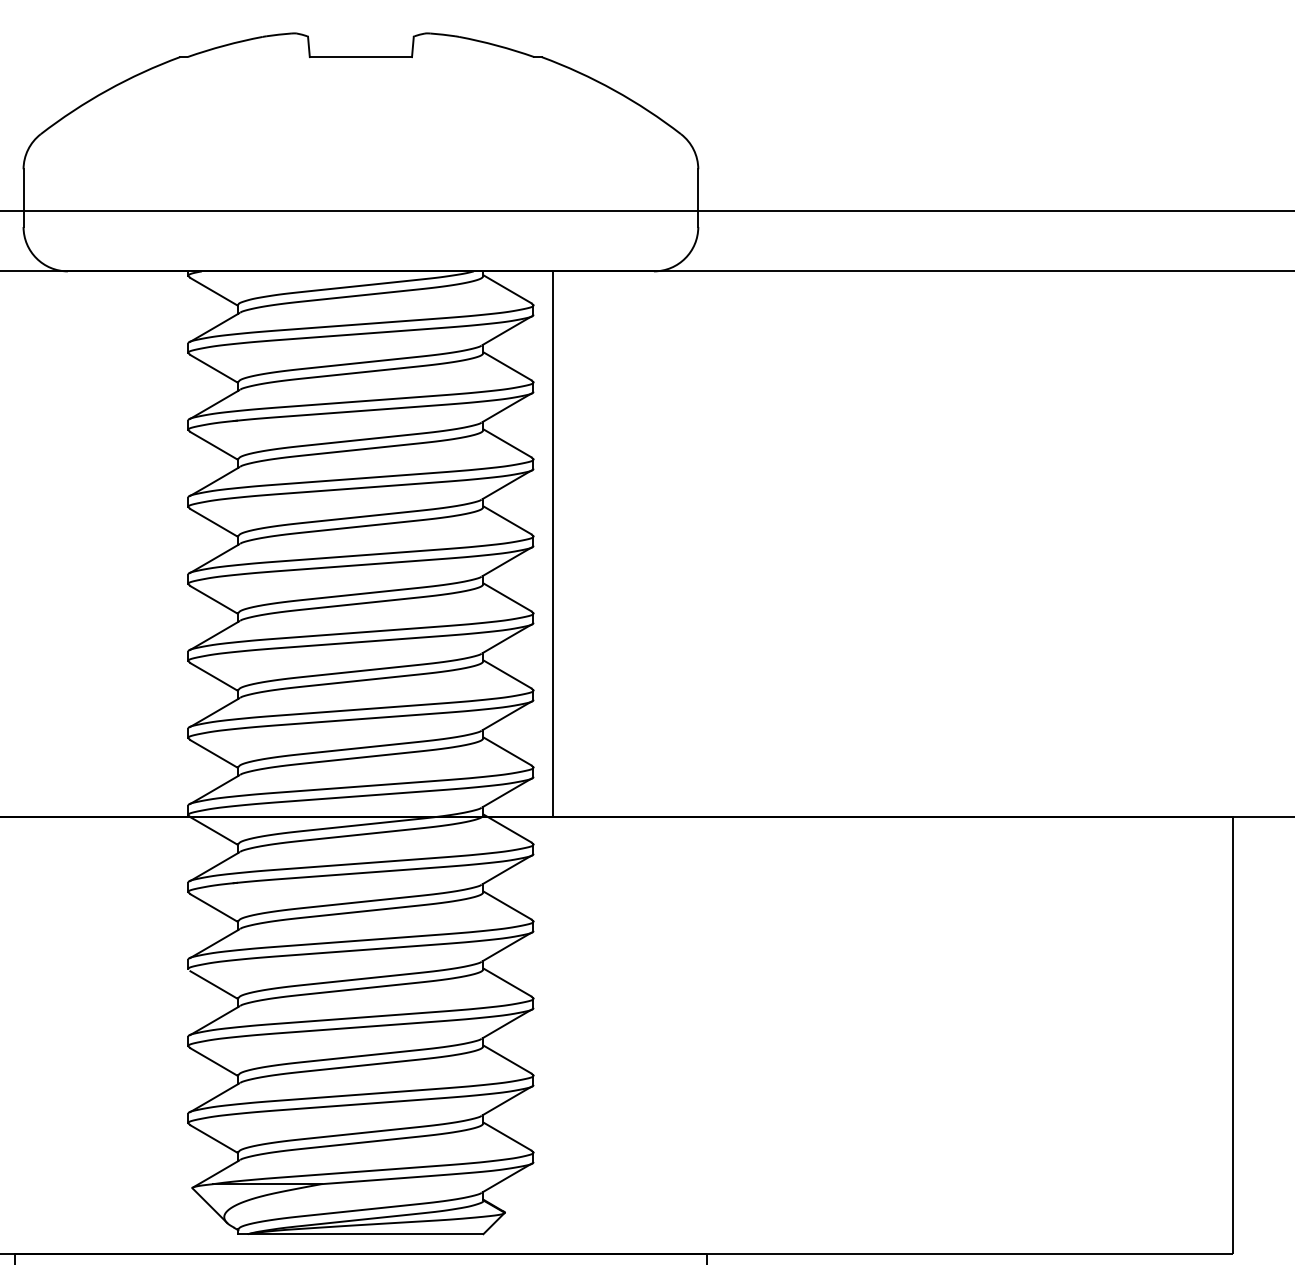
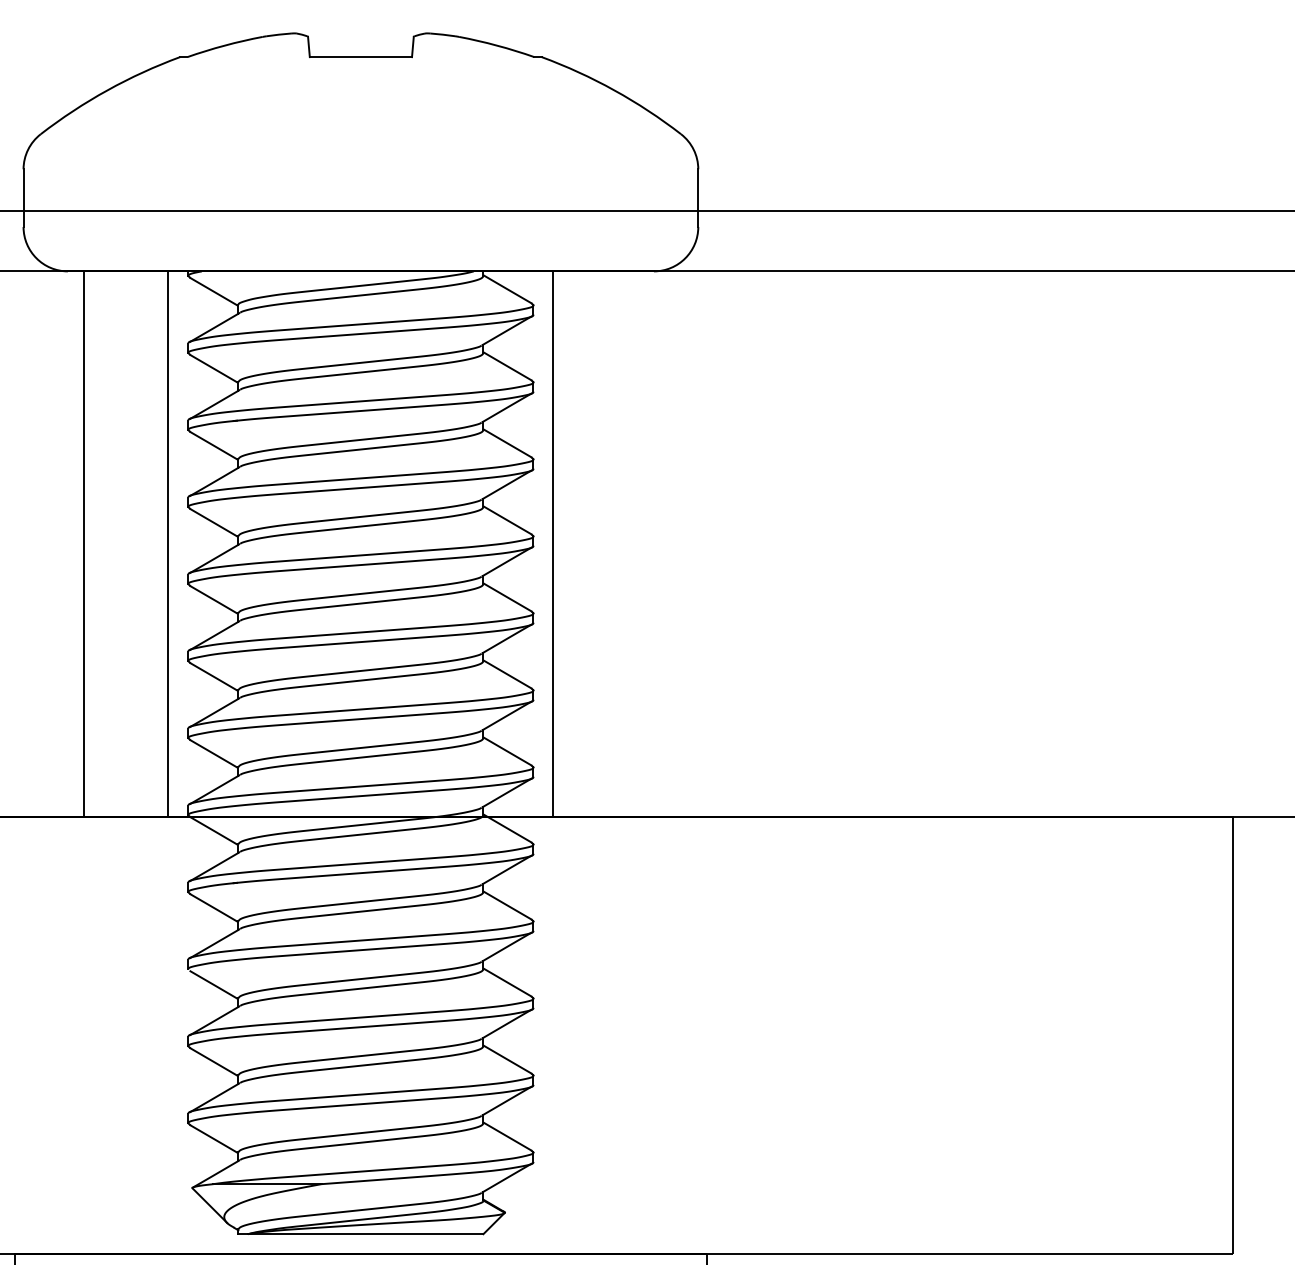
line: none -> present (83, 544)
line: none -> present (168, 544)
